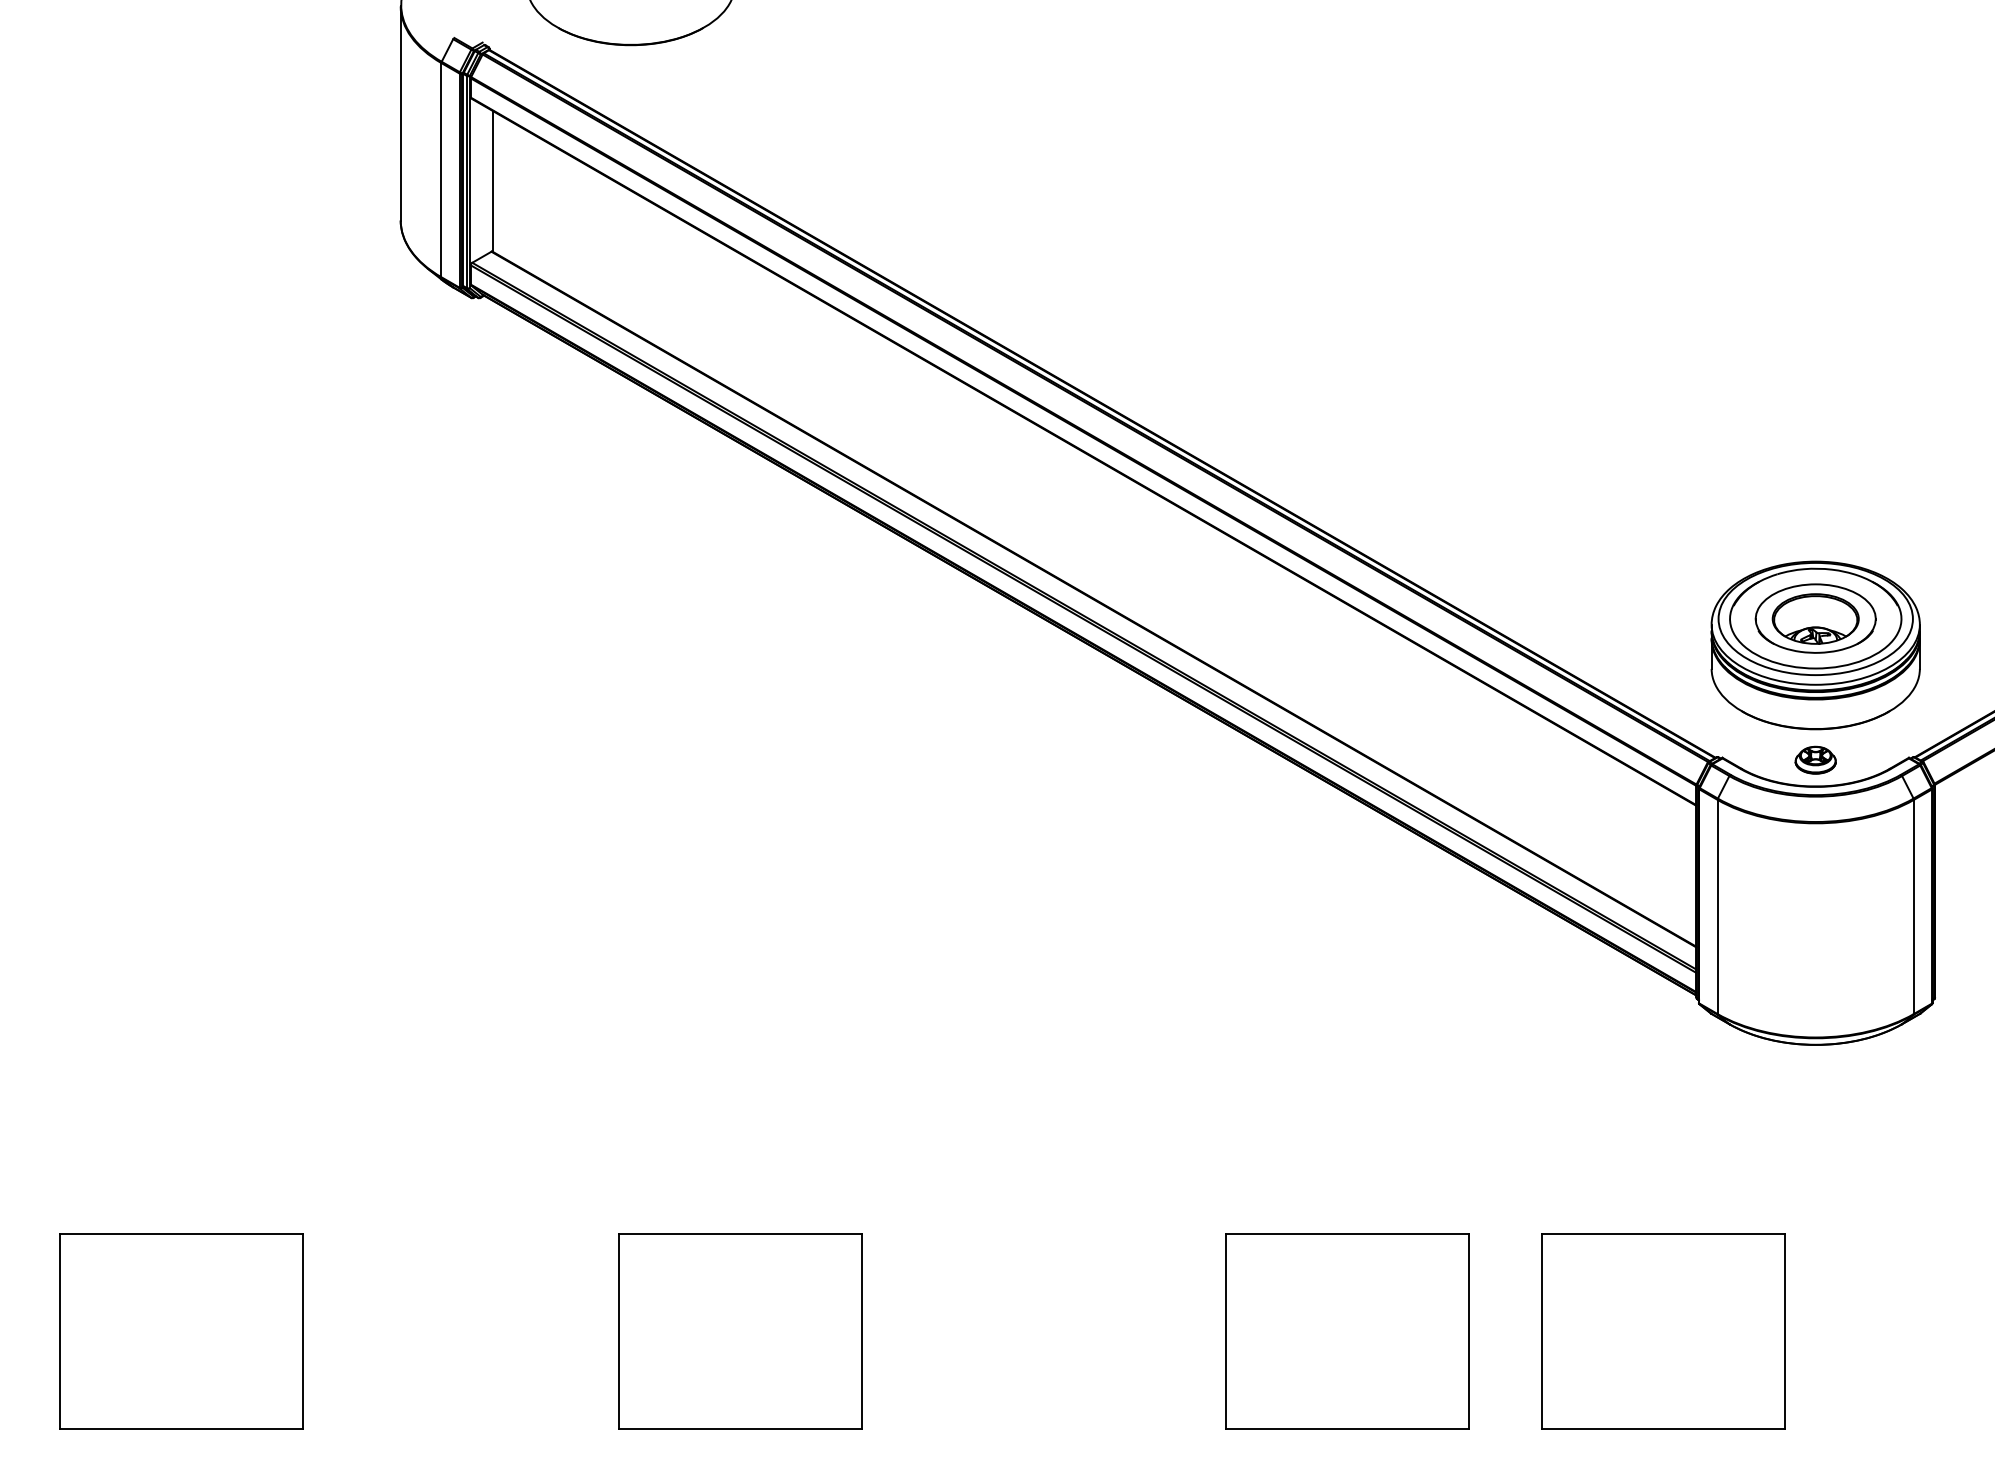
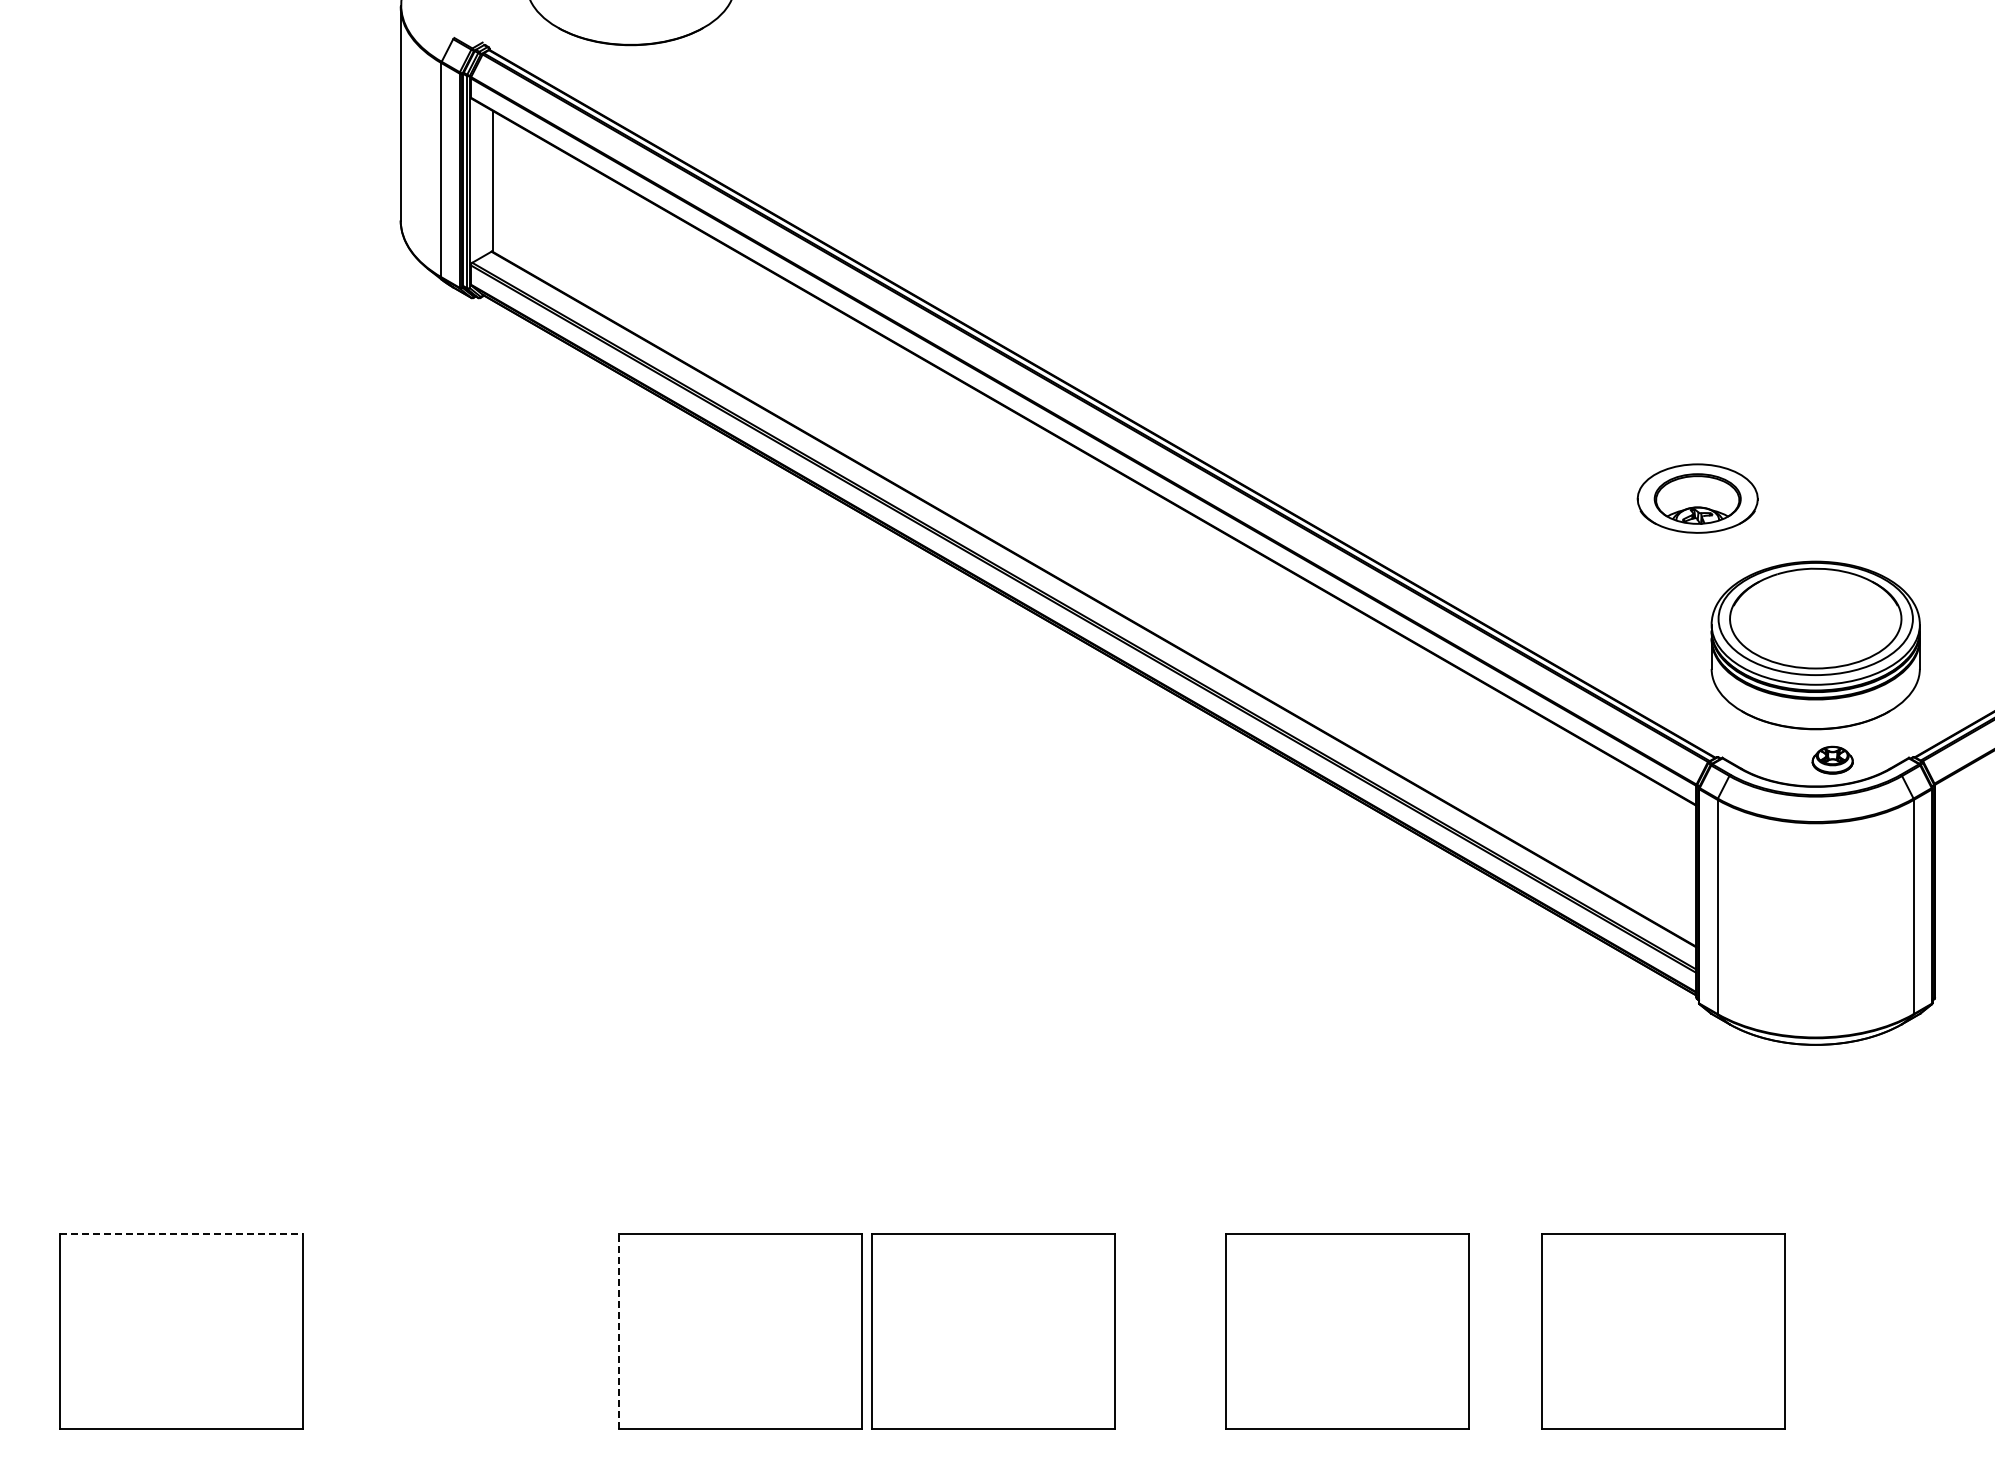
part position: (1815, 618) -> (1697, 498) (1697, 498)
part position: (1815, 759) -> (1832, 759) (1832, 759)
line: solid -> dashed (181, 1234)
line: solid -> dashed (618, 1331)
part: none -> present (993, 1331)
